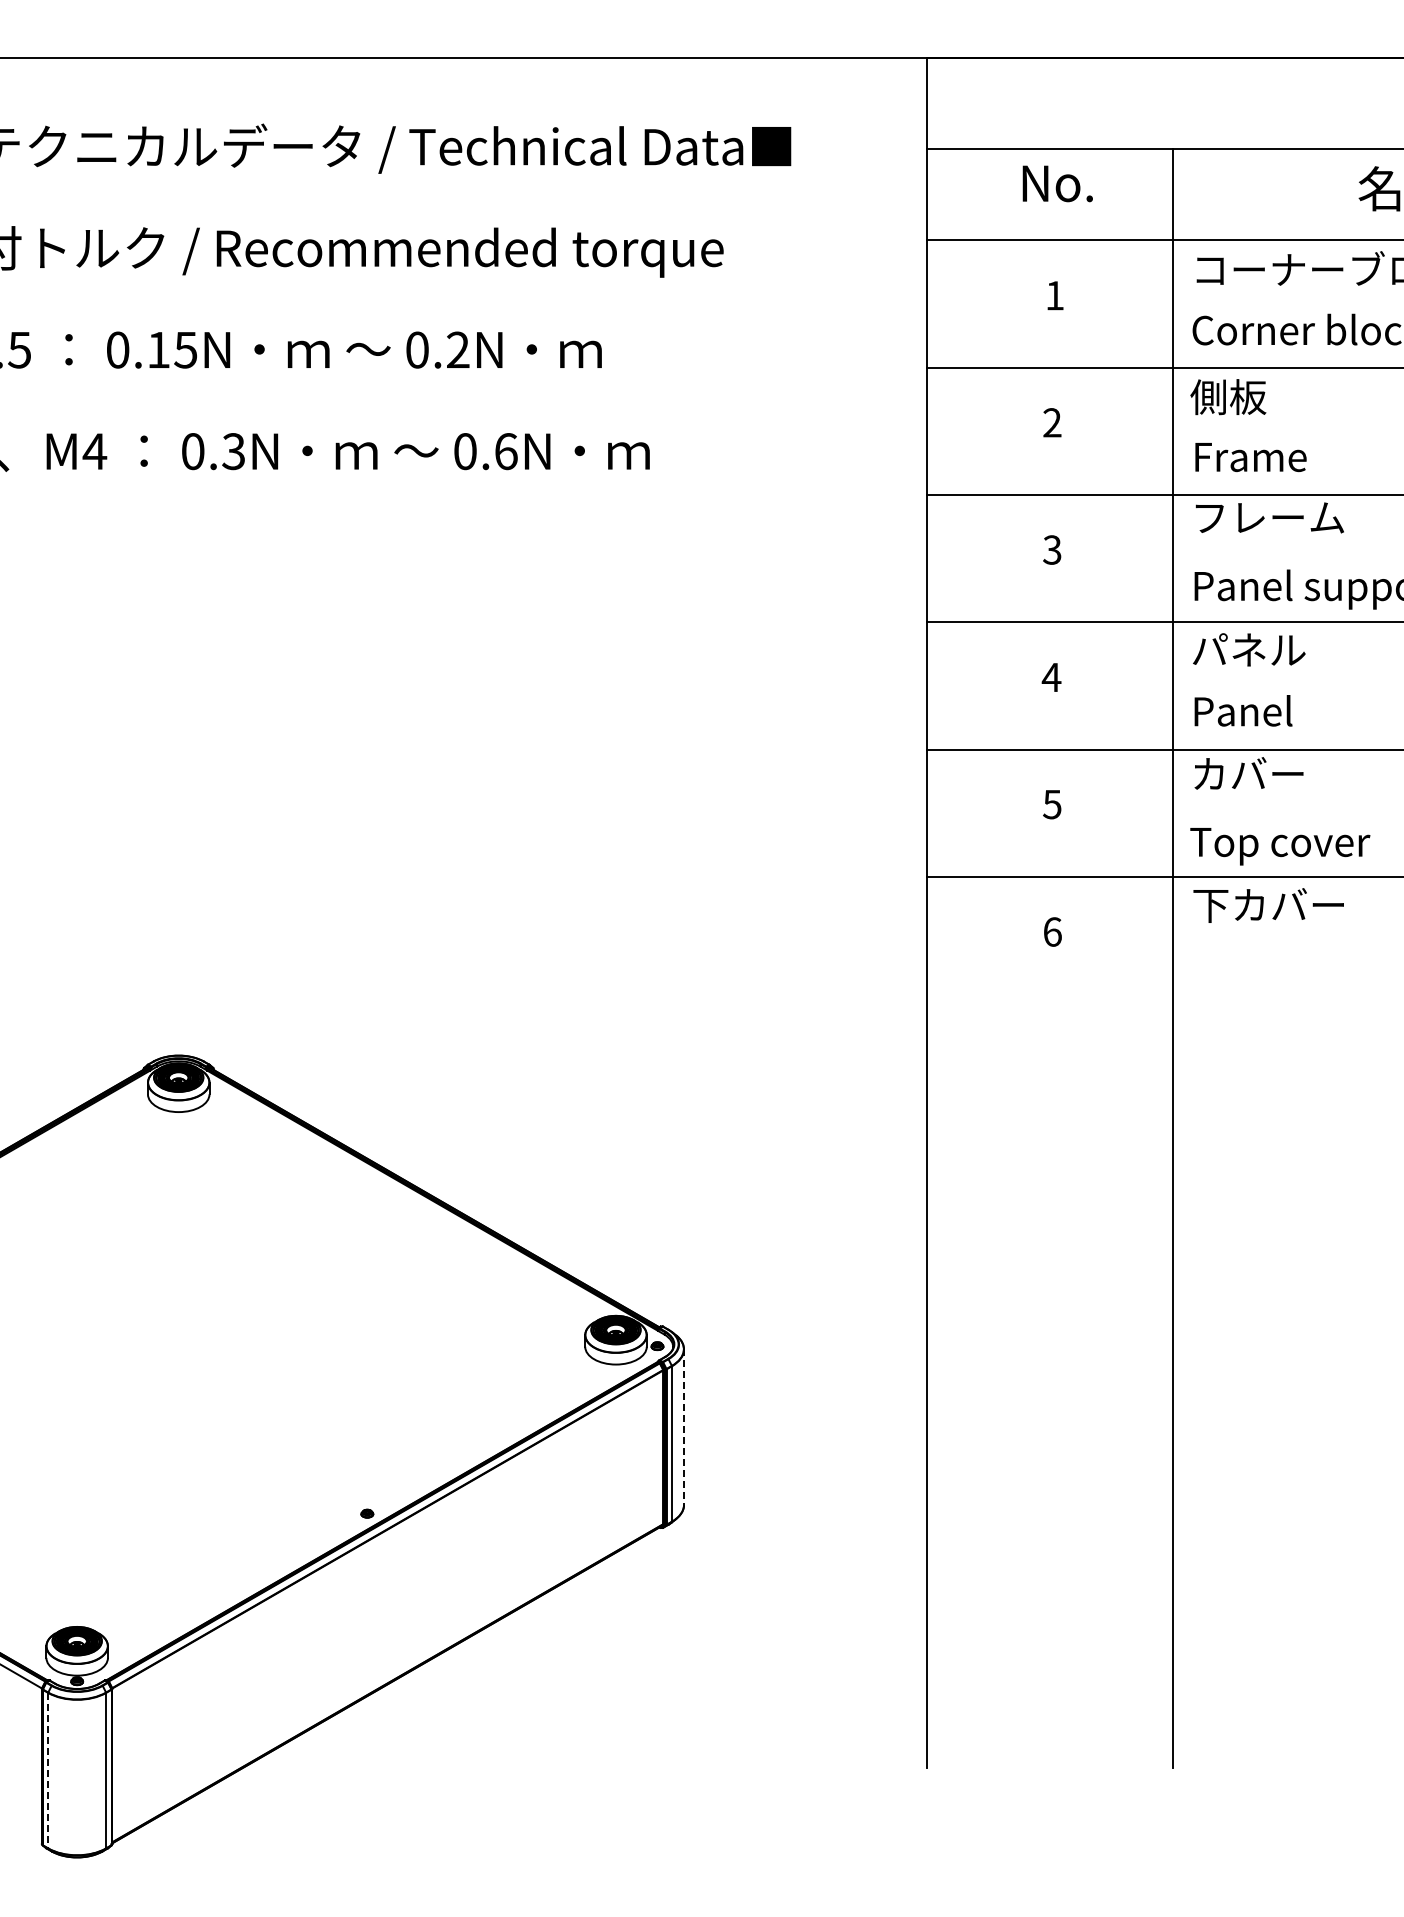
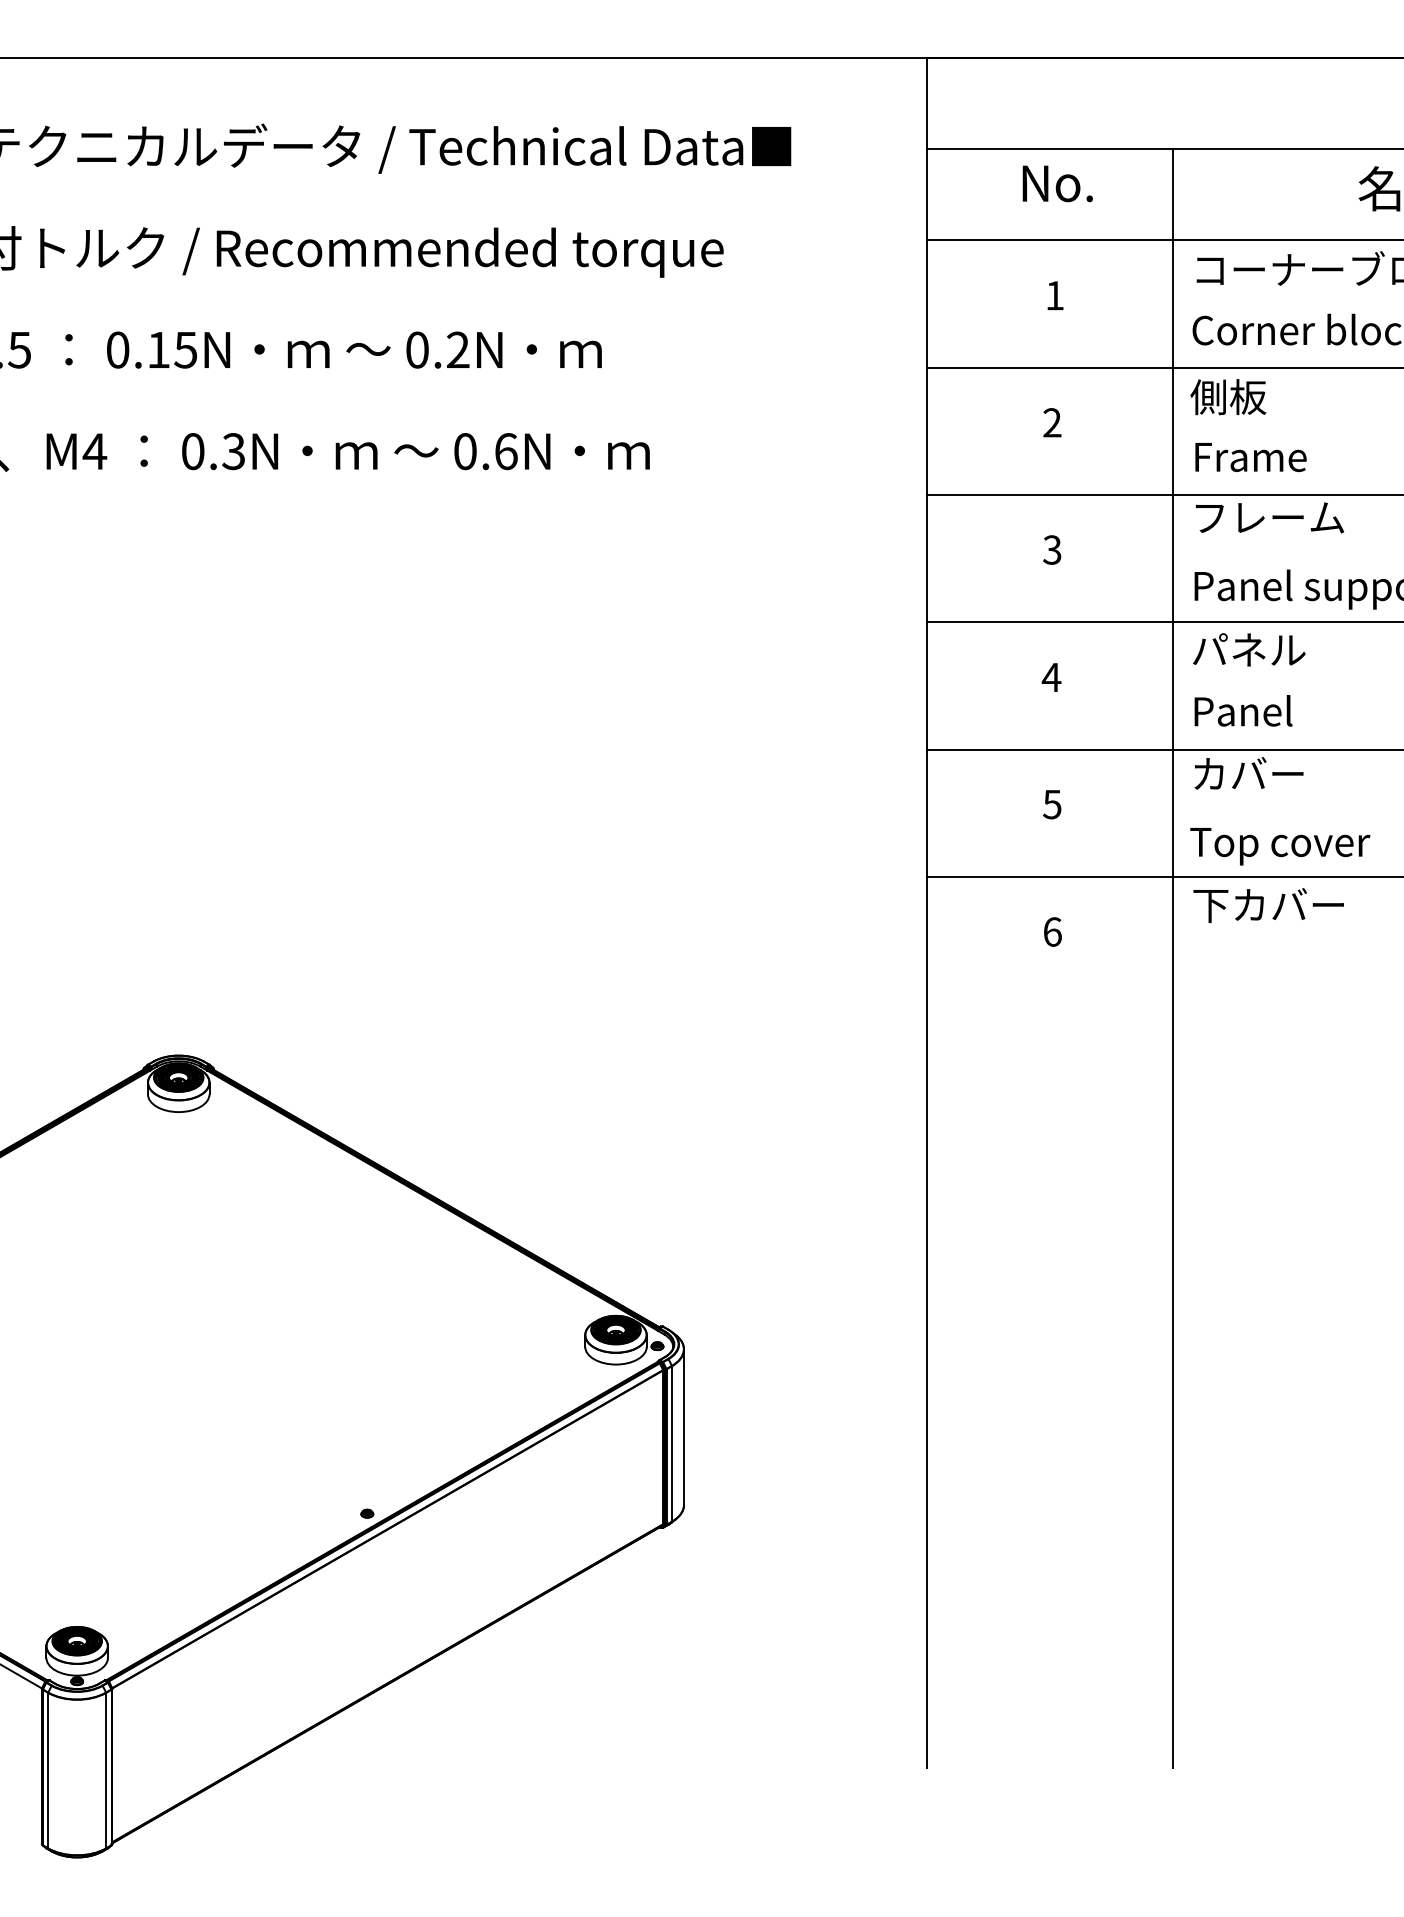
line: dashed -> solid (684, 1427)
line: dashed -> solid (48, 1770)
